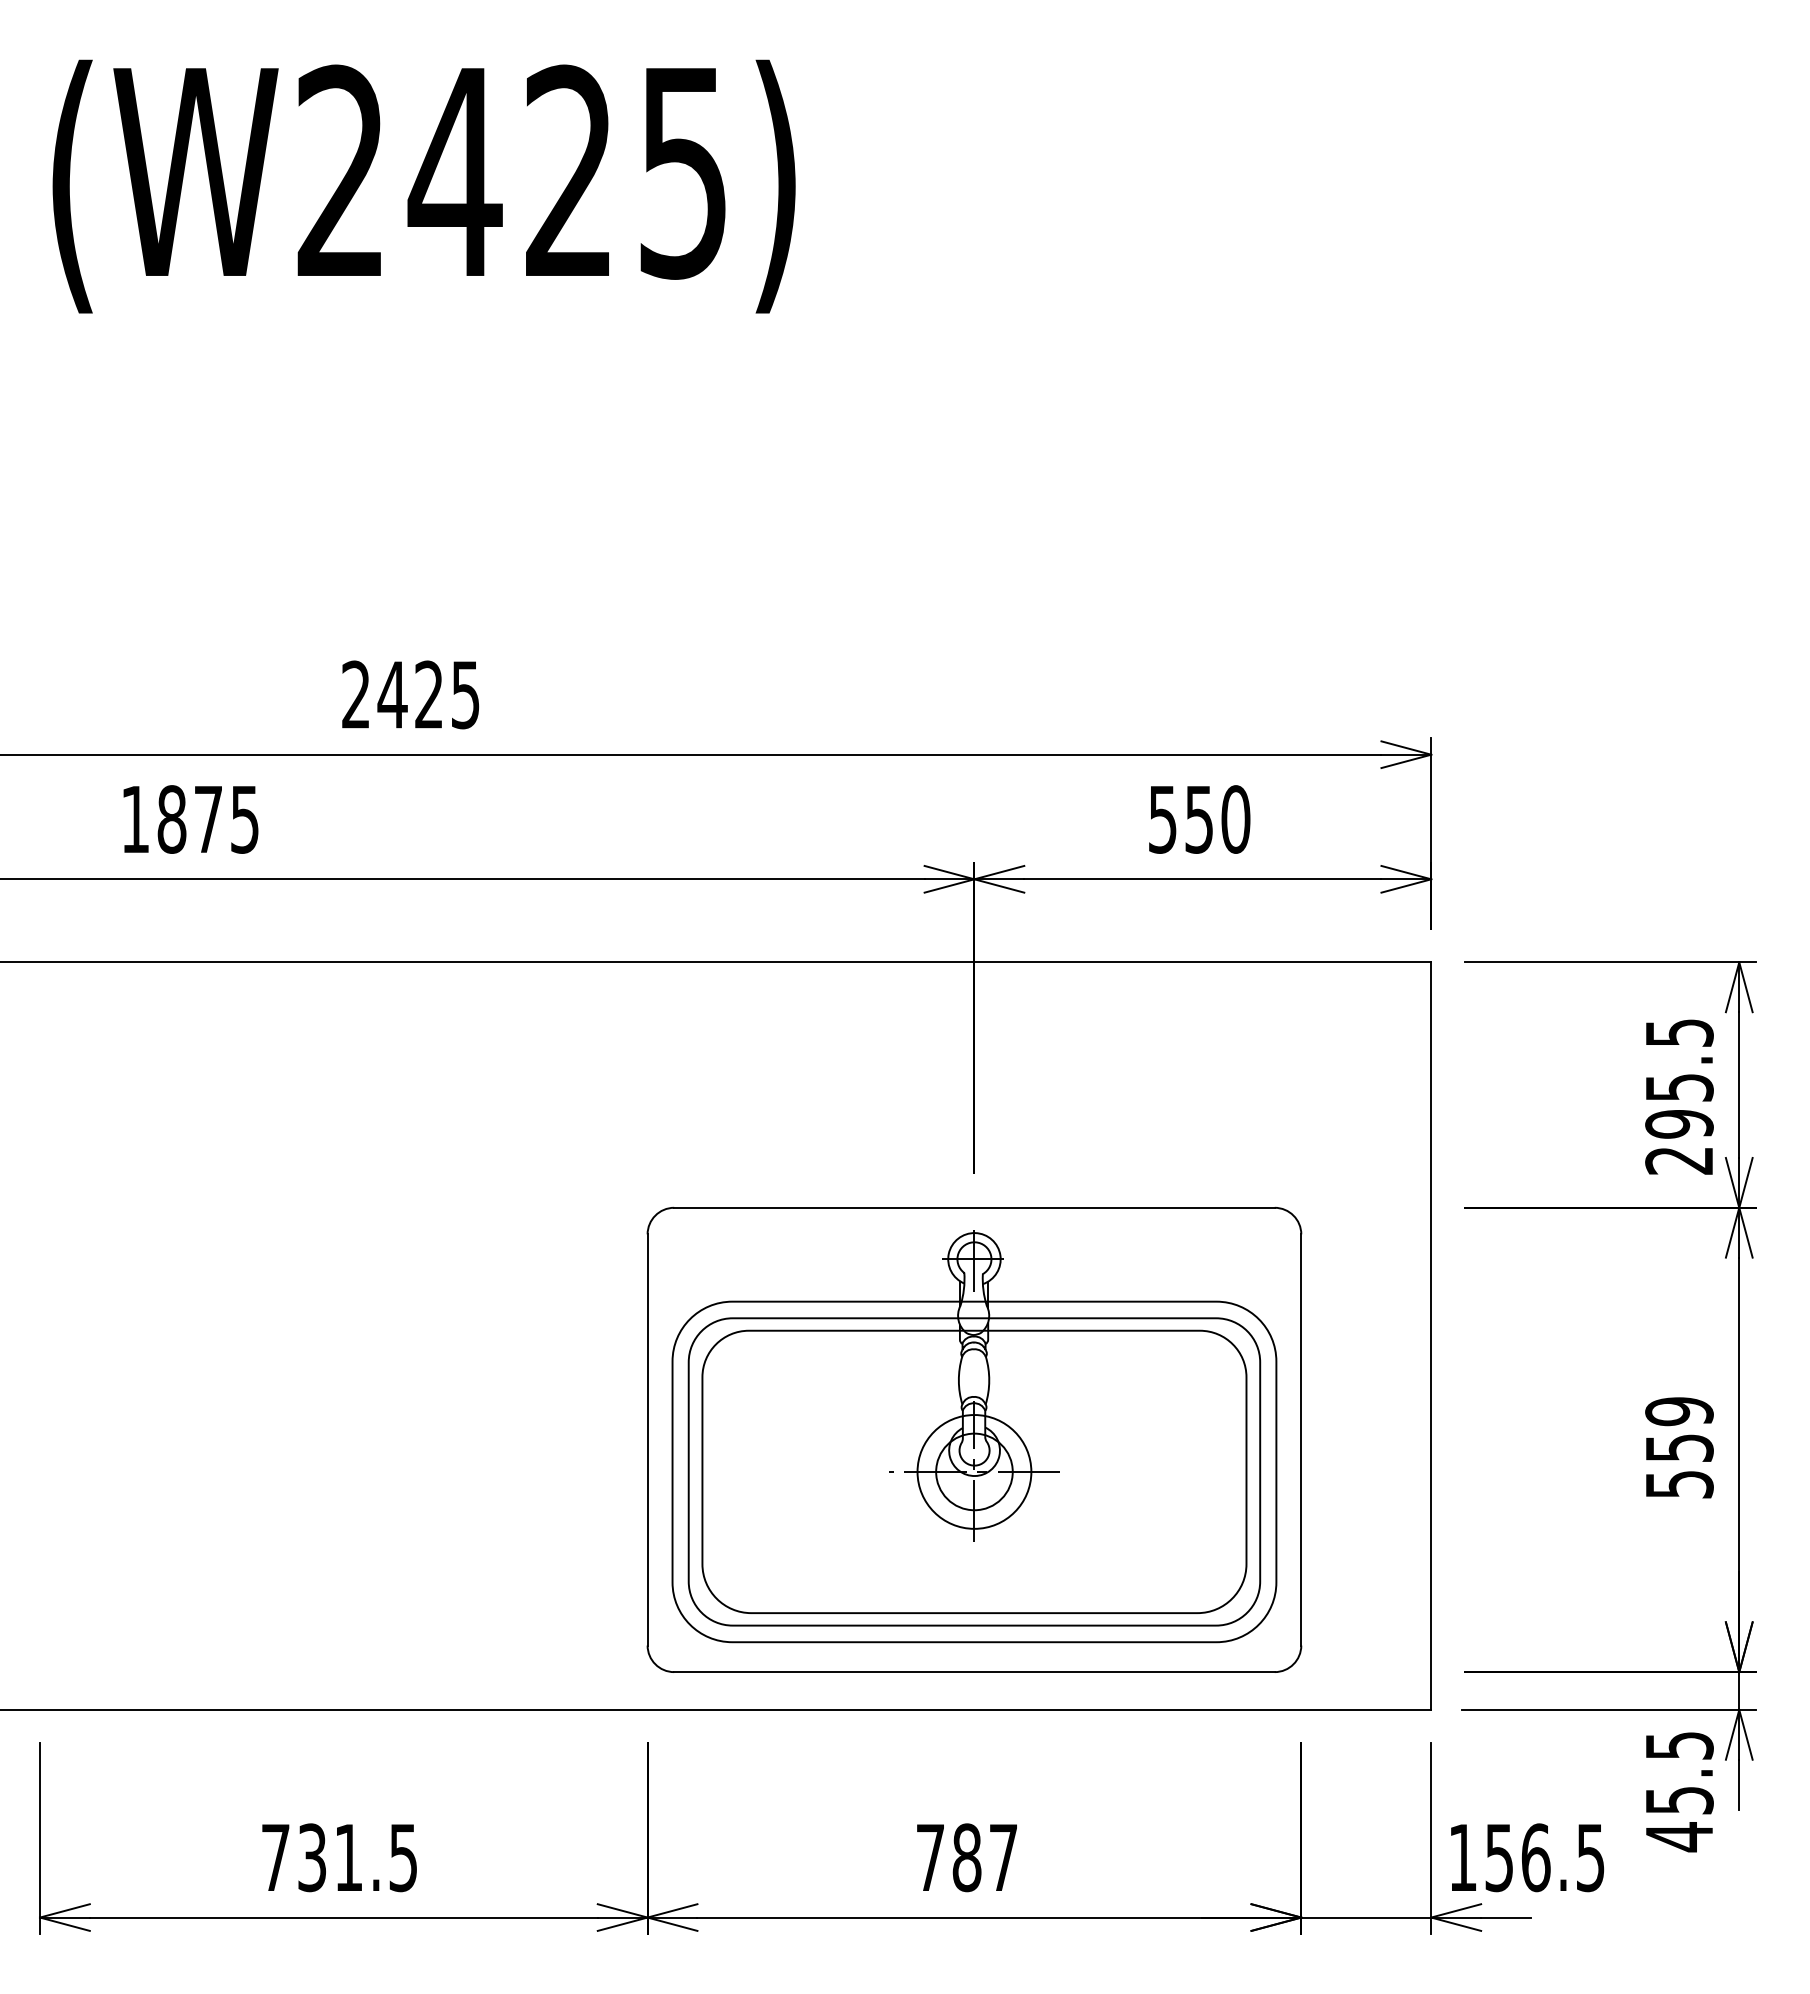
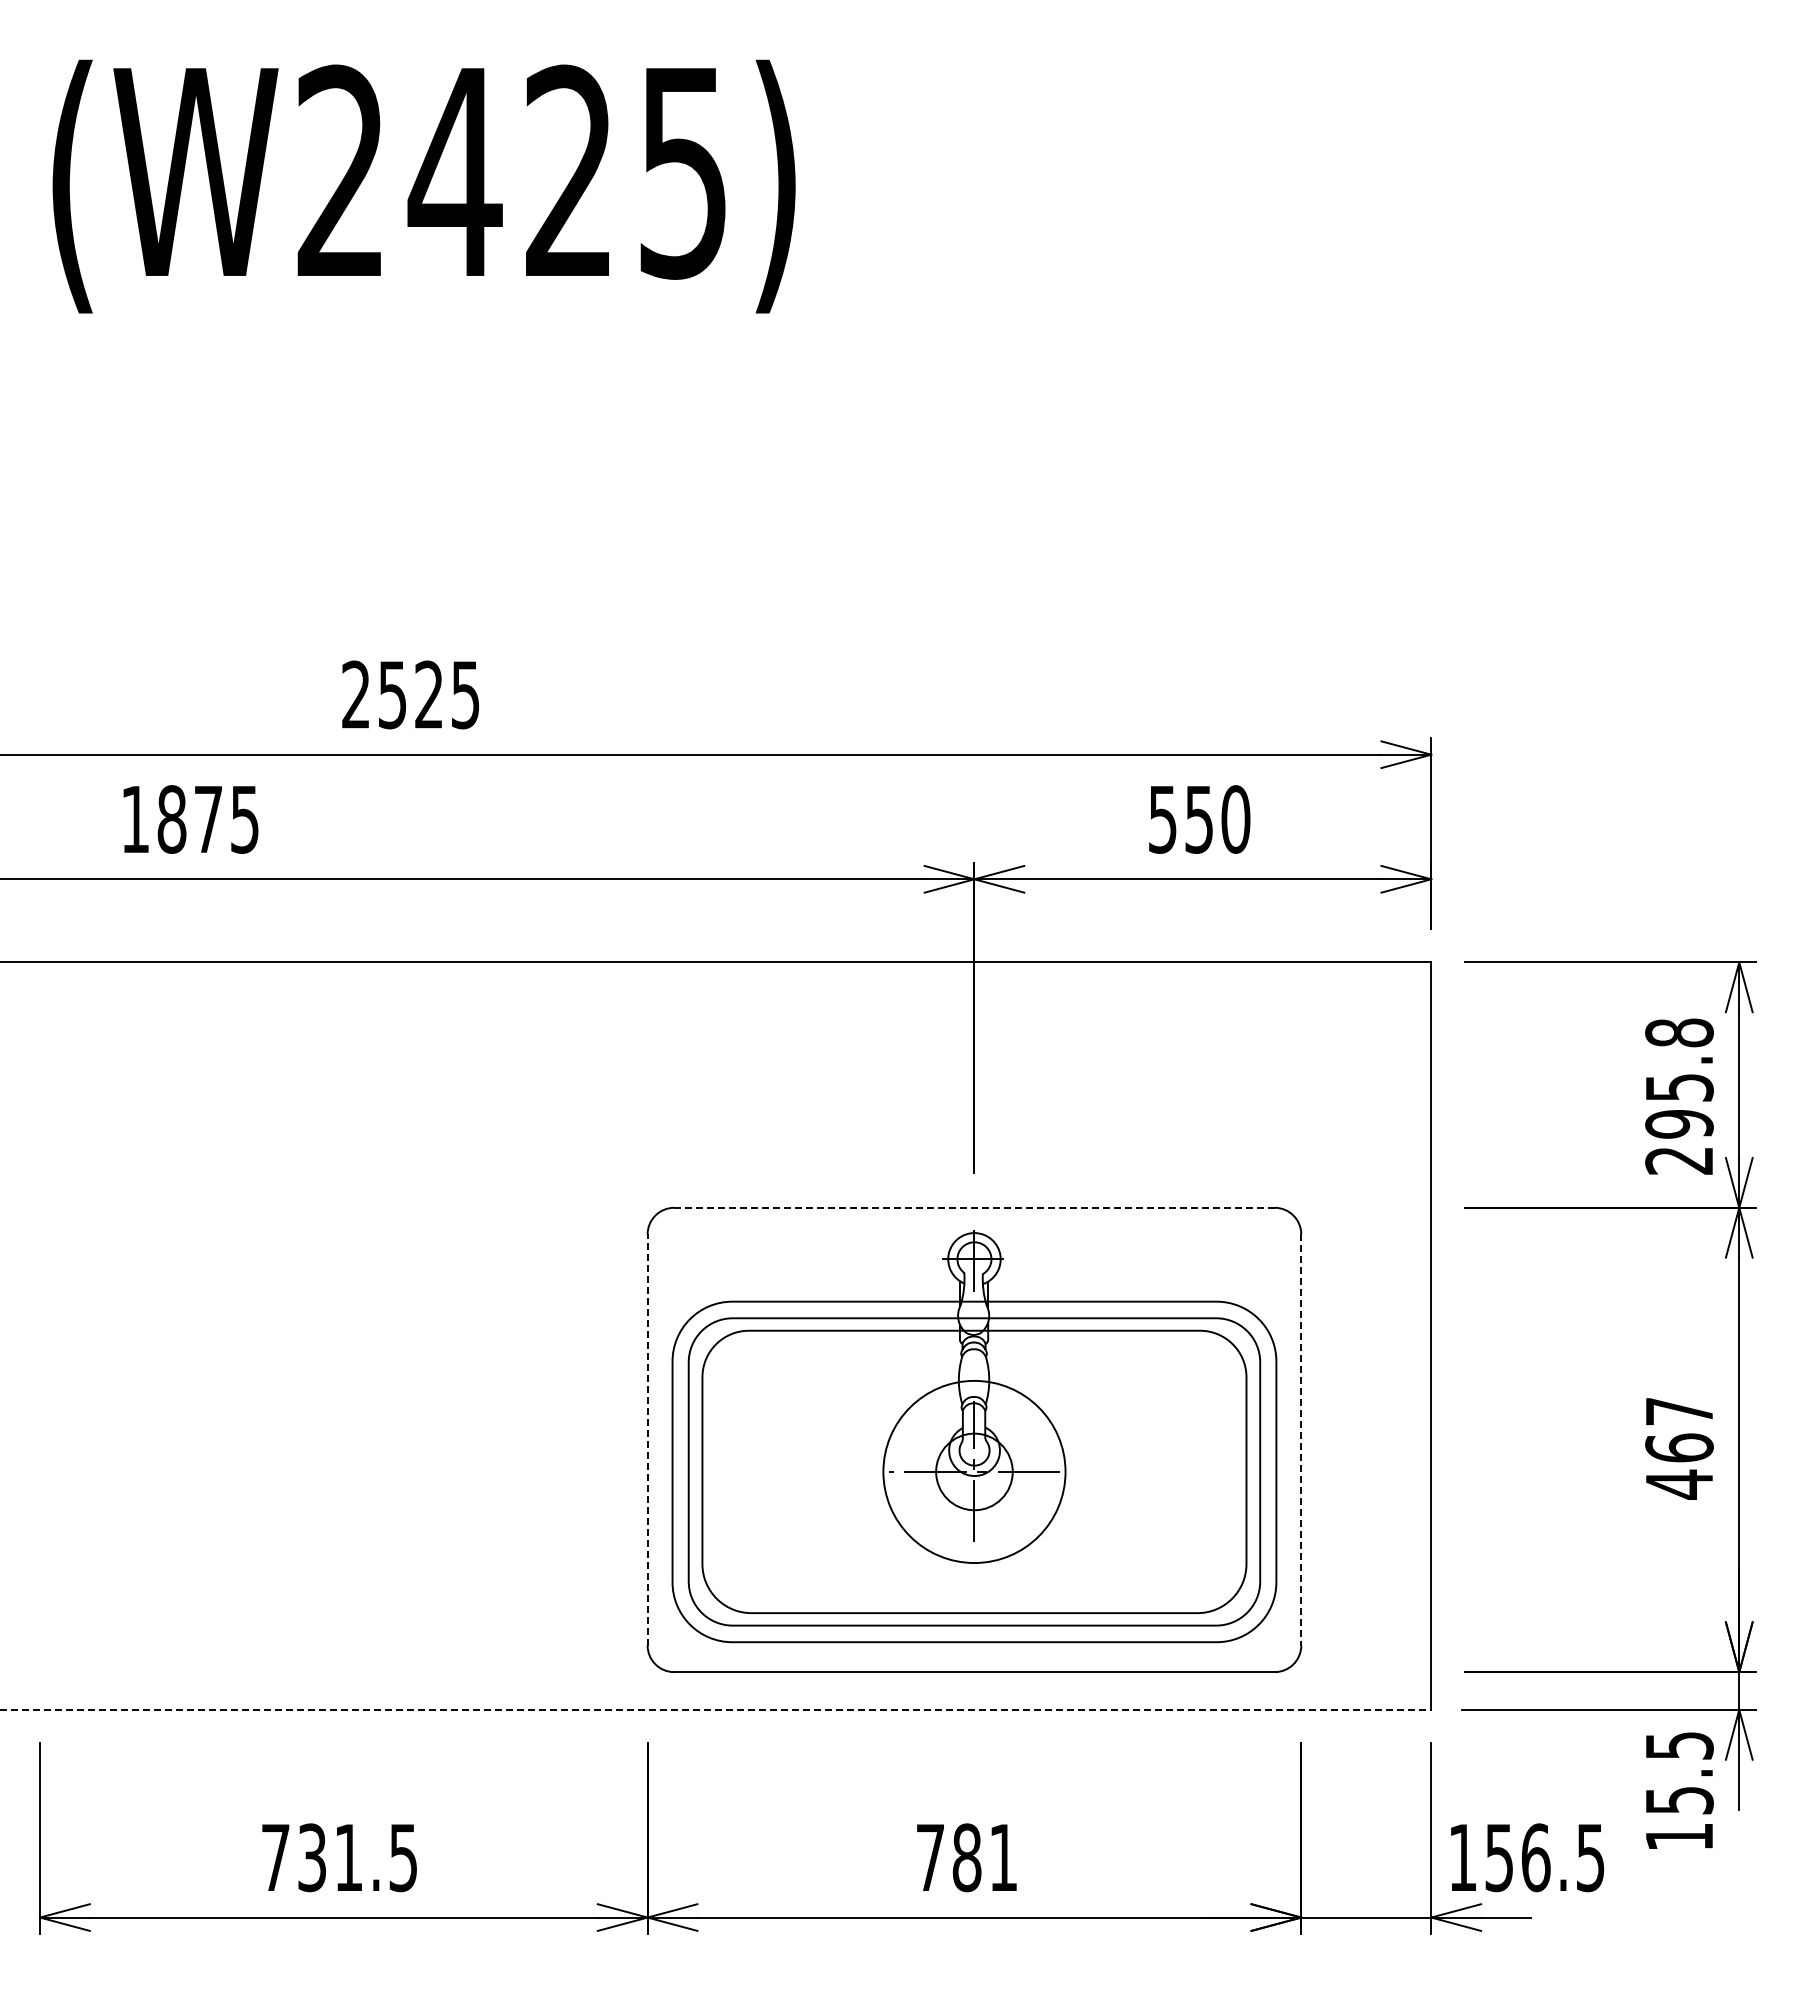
text: 2425 -> 2525 (392, 695)
text: 295.5 -> 295.8 (1679, 1032)
line: solid -> dashed (974, 1207)
line: solid -> dashed (647, 1439)
line: solid -> dashed (1301, 1439)
text: 559 -> 467 (1679, 1448)
circle diameter: 114 px -> 182 px (974, 1471)
line: solid -> dashed (716, 1709)
text: 45.5 -> 15.5 (1679, 1837)
text: 787 -> 781 (1003, 1857)
